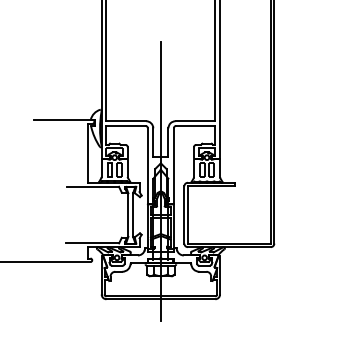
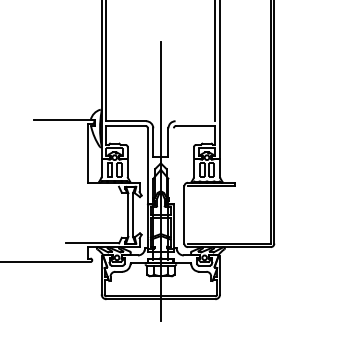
line: present -> none (195, 121)
line: present -> none (173, 166)
line: present -> none (92, 186)
line: present -> none (187, 214)
